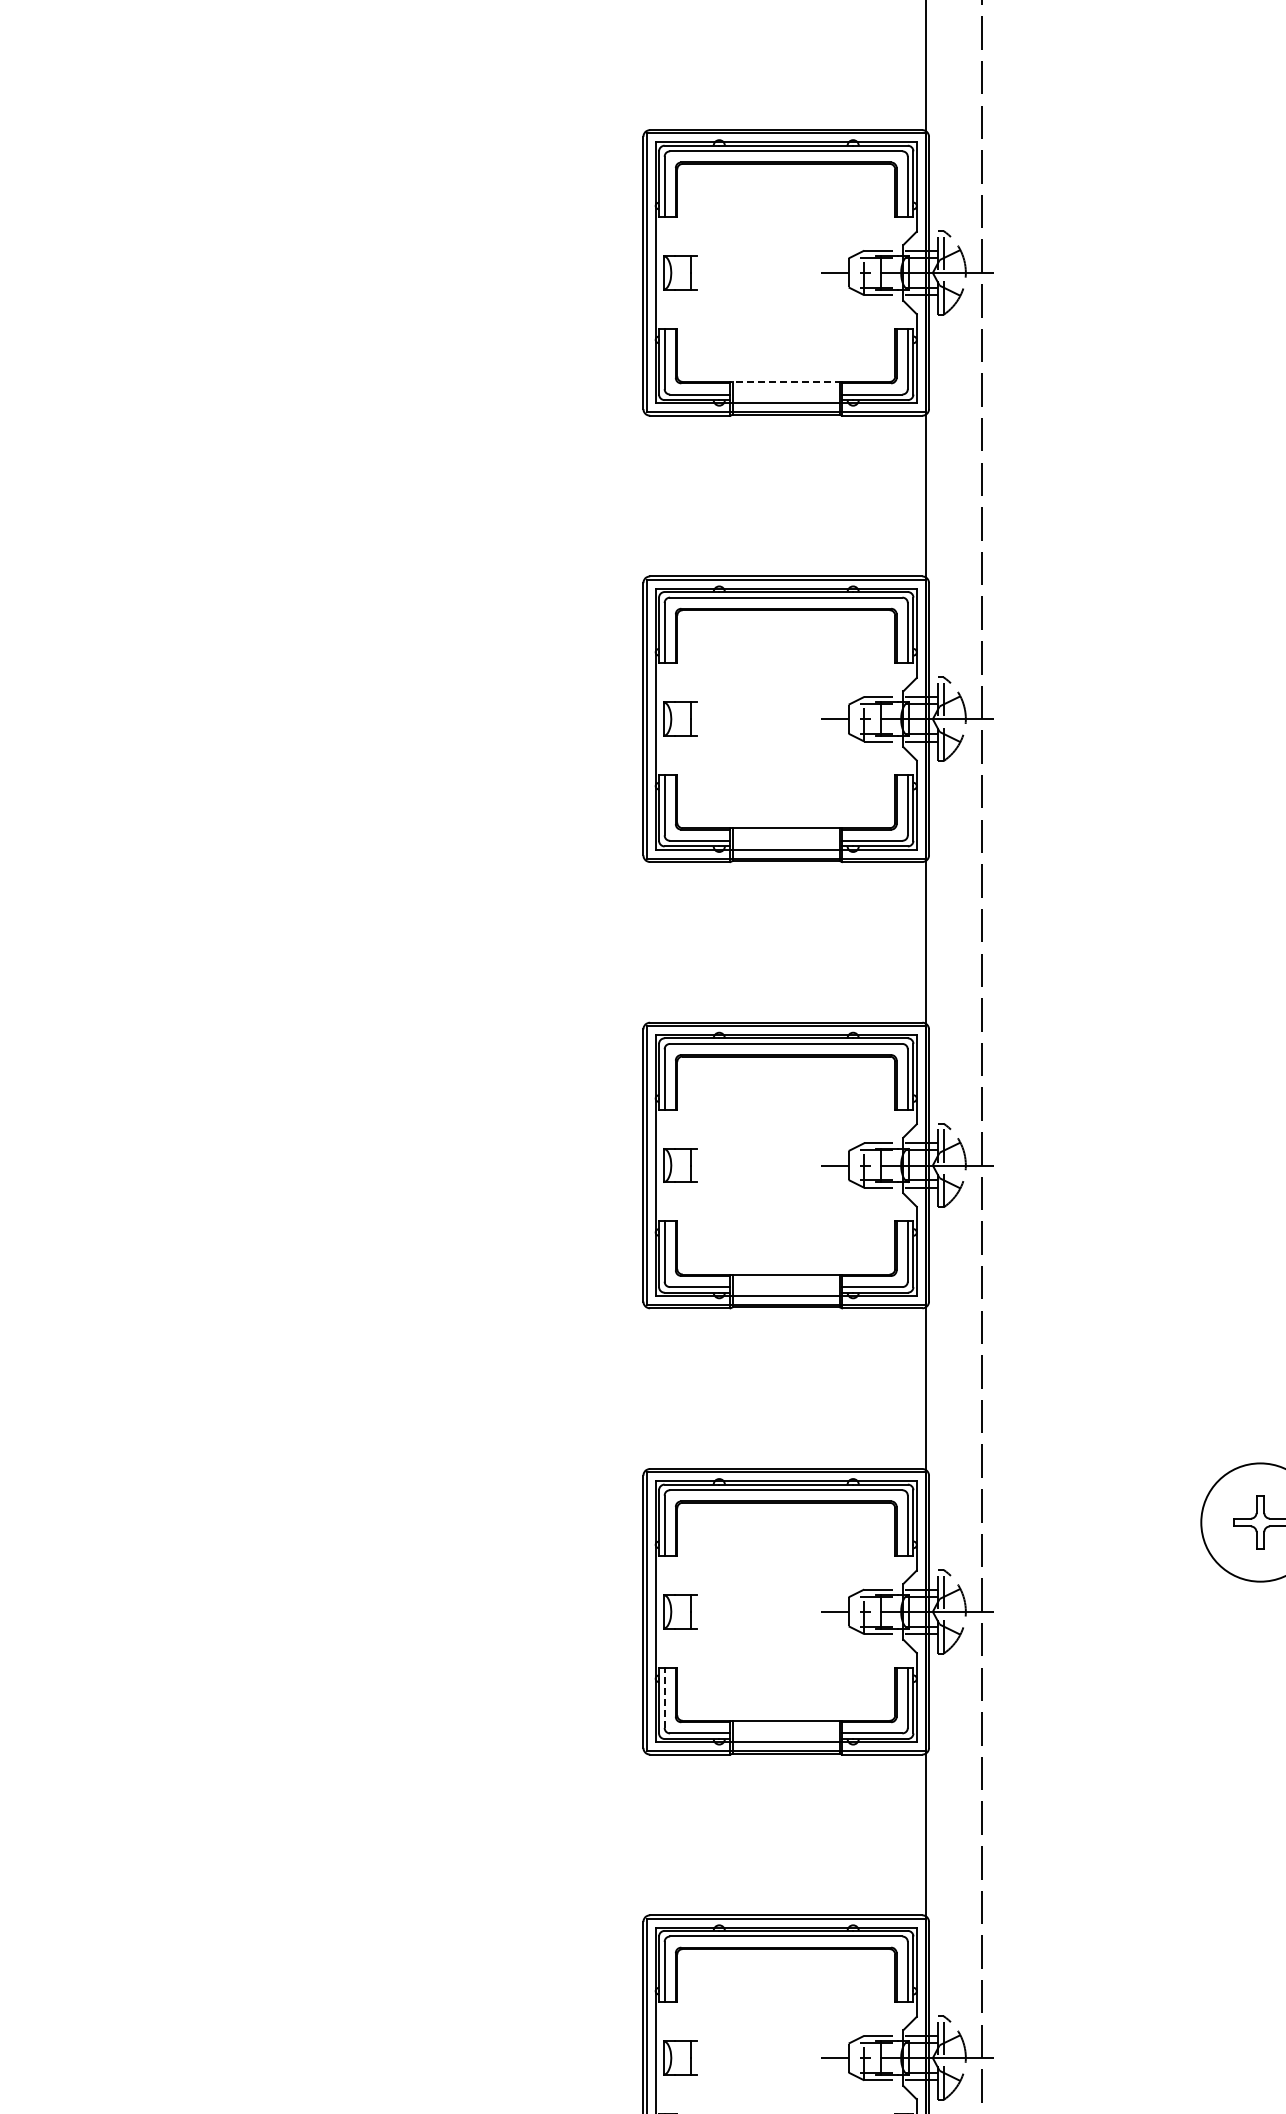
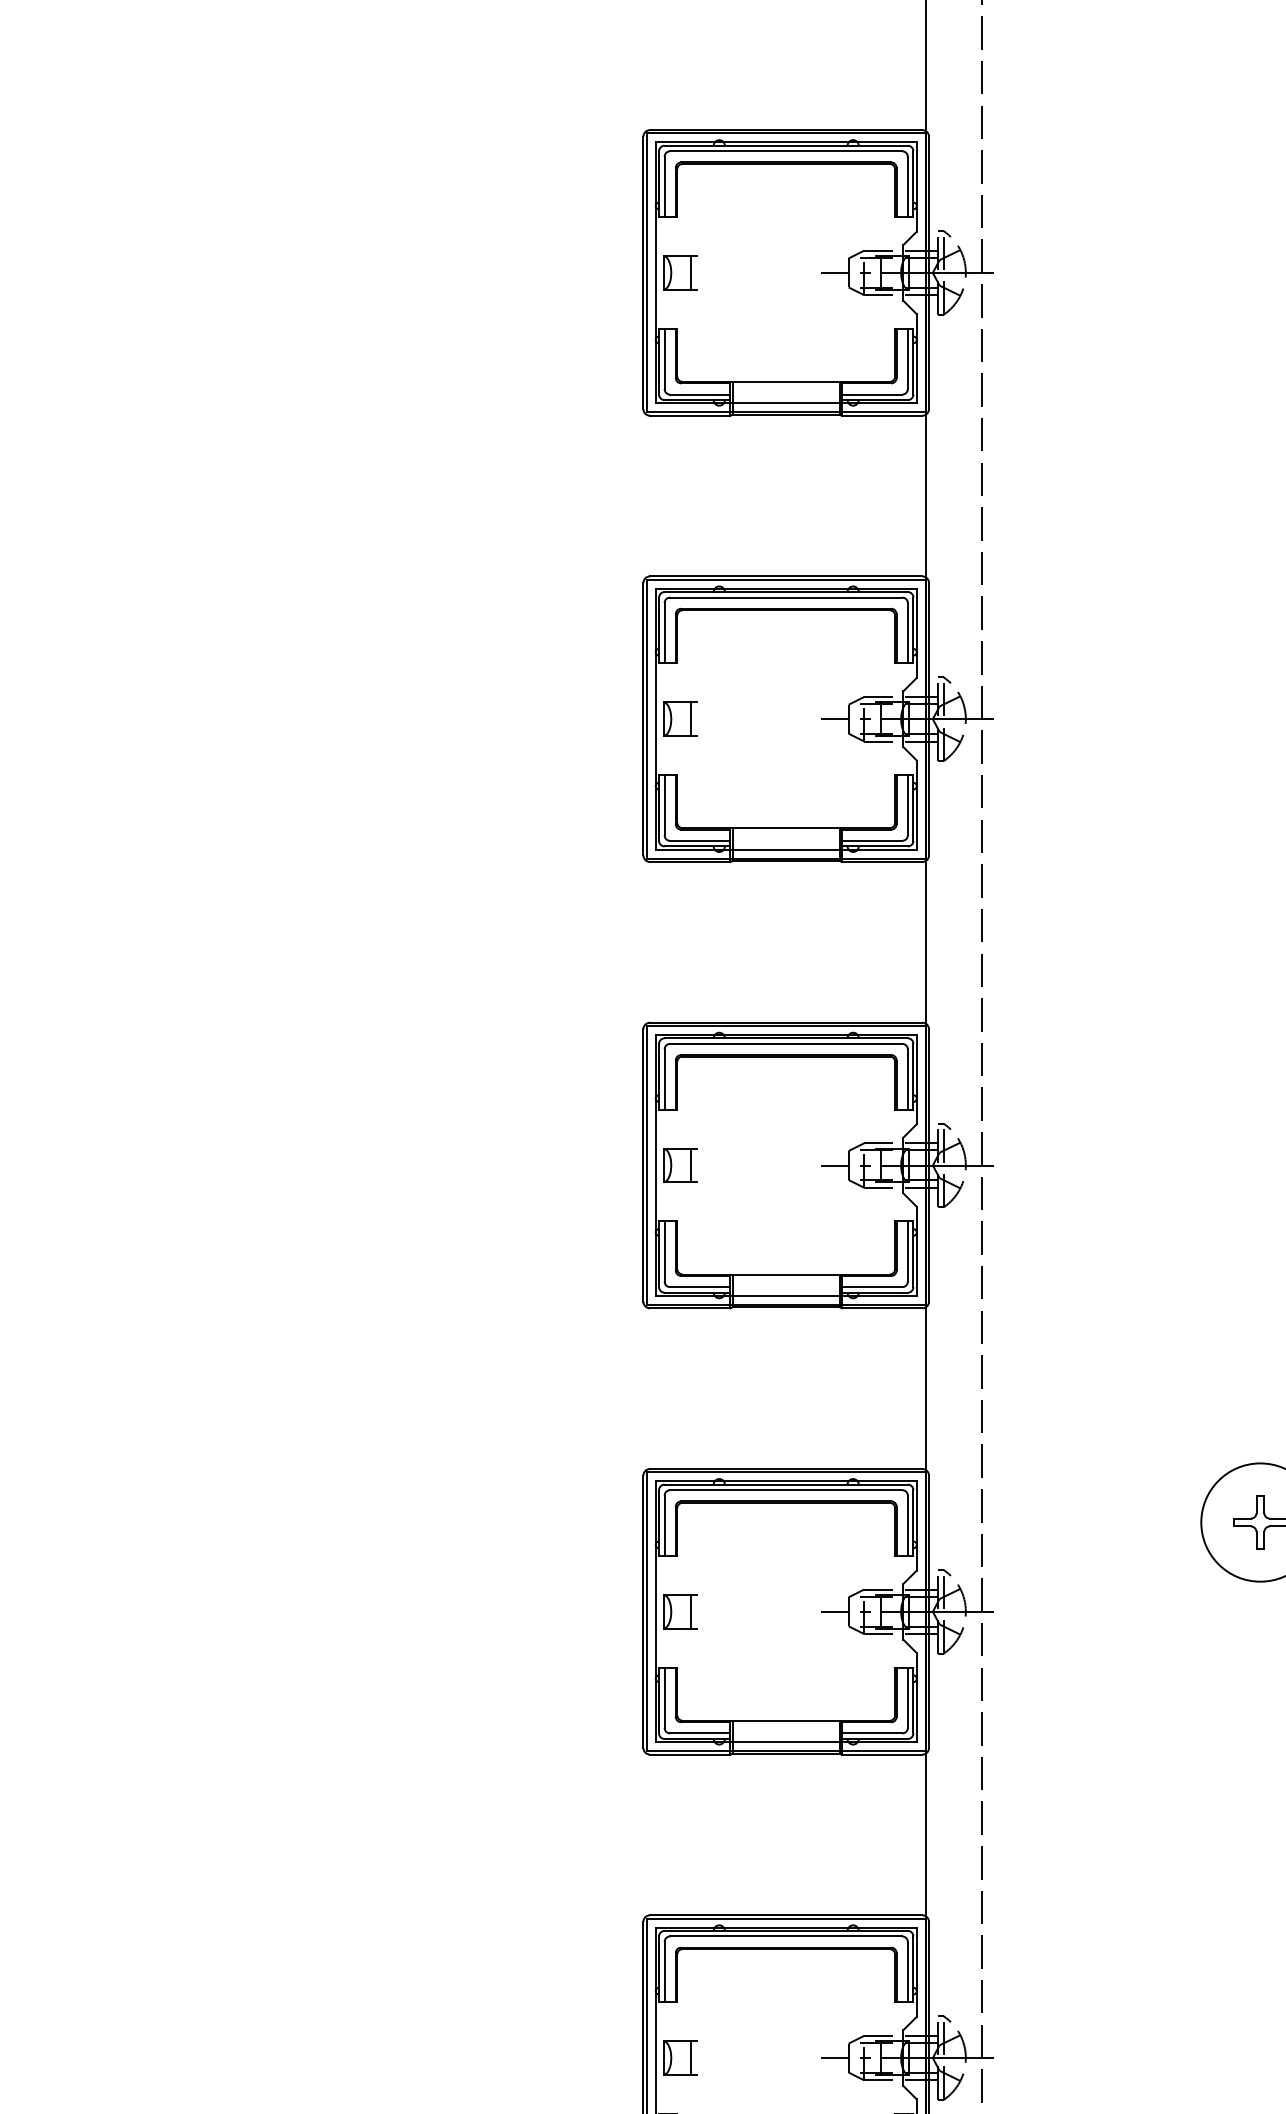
line: dashed -> solid (786, 381)
line: dashed -> solid (664, 1697)
